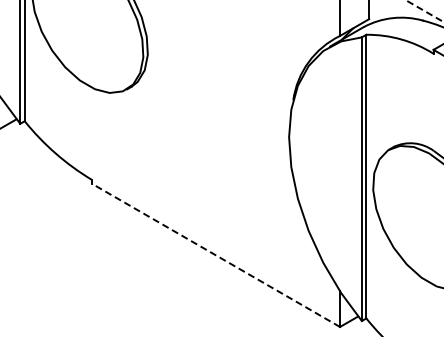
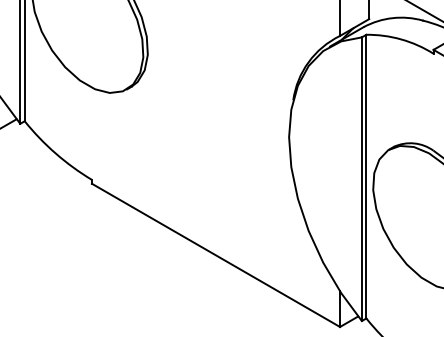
line: dashed -> solid (424, 11)
line: dashed -> solid (215, 255)
